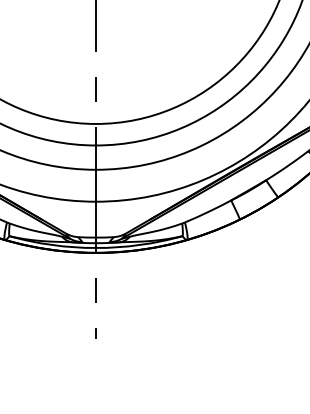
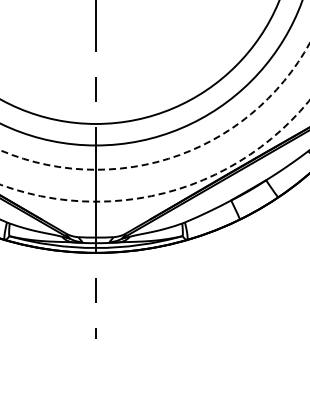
circle: solid -> dashed (154, 106)
circle: solid -> dashed (154, 150)
